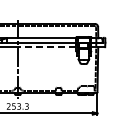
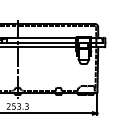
line: dashed -> solid (46, 47)
